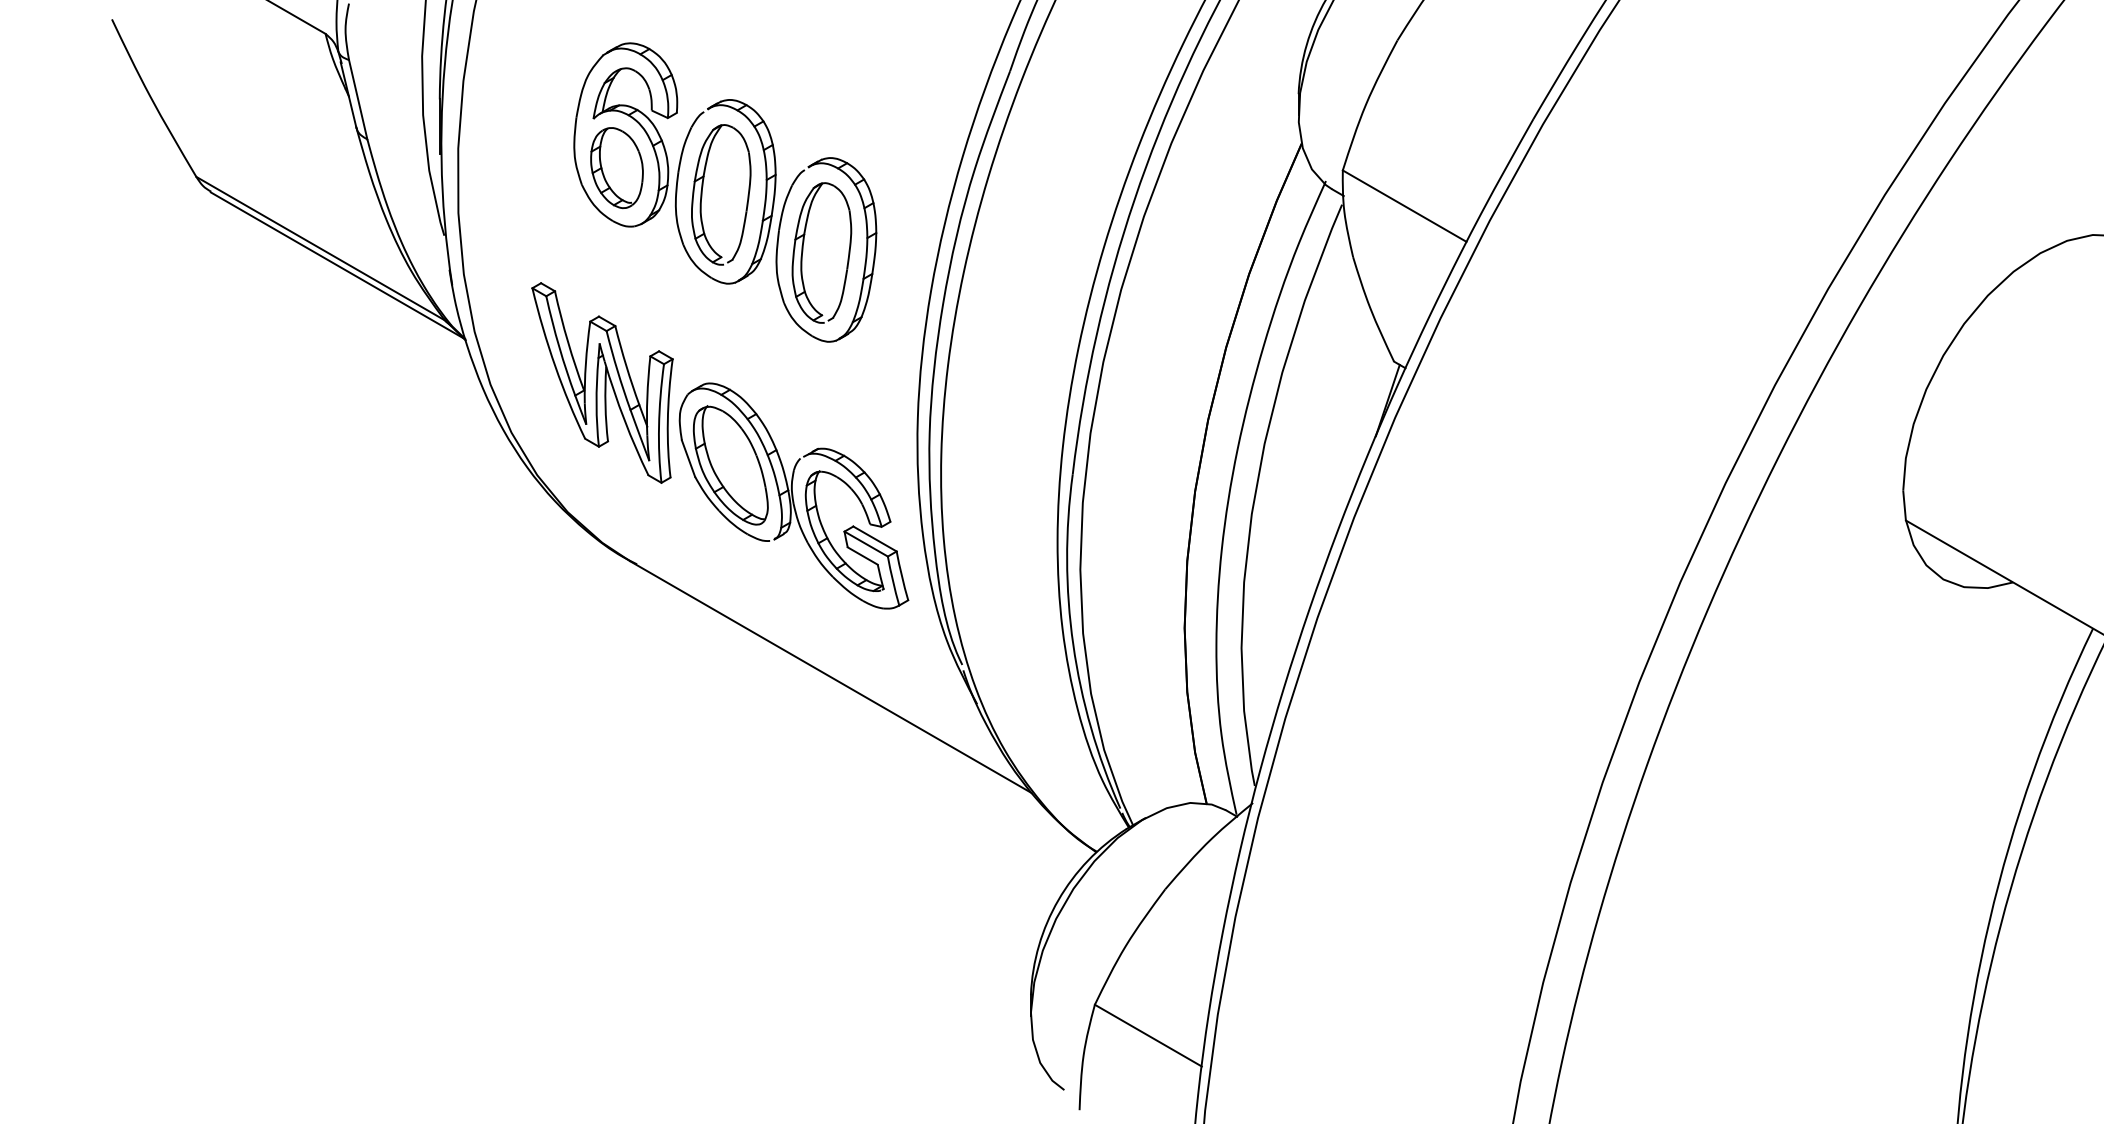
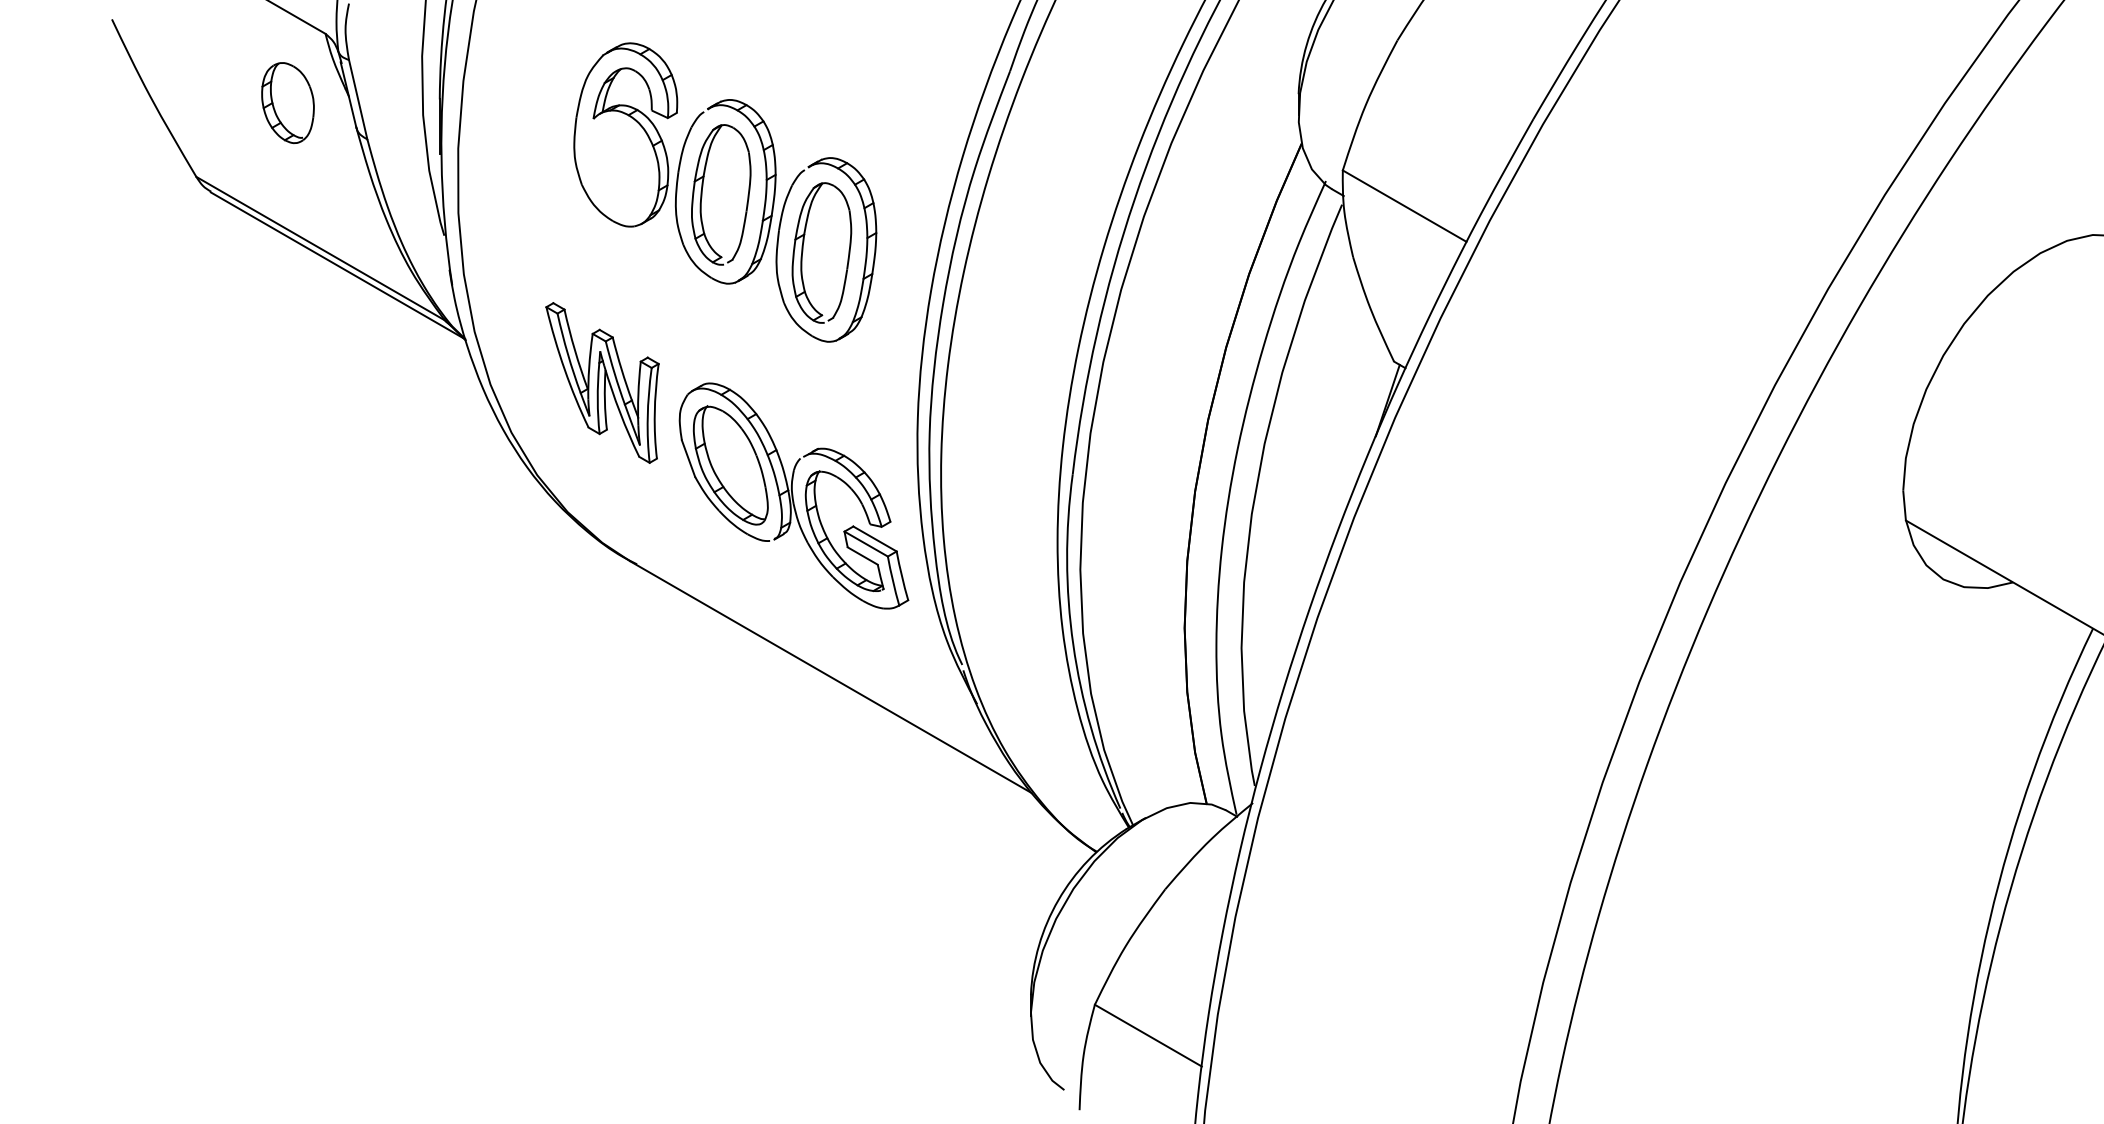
part position: (616, 168) -> (287, 103) (287, 103)
part size: 143x202 px -> 115x162 px (602, 382)
